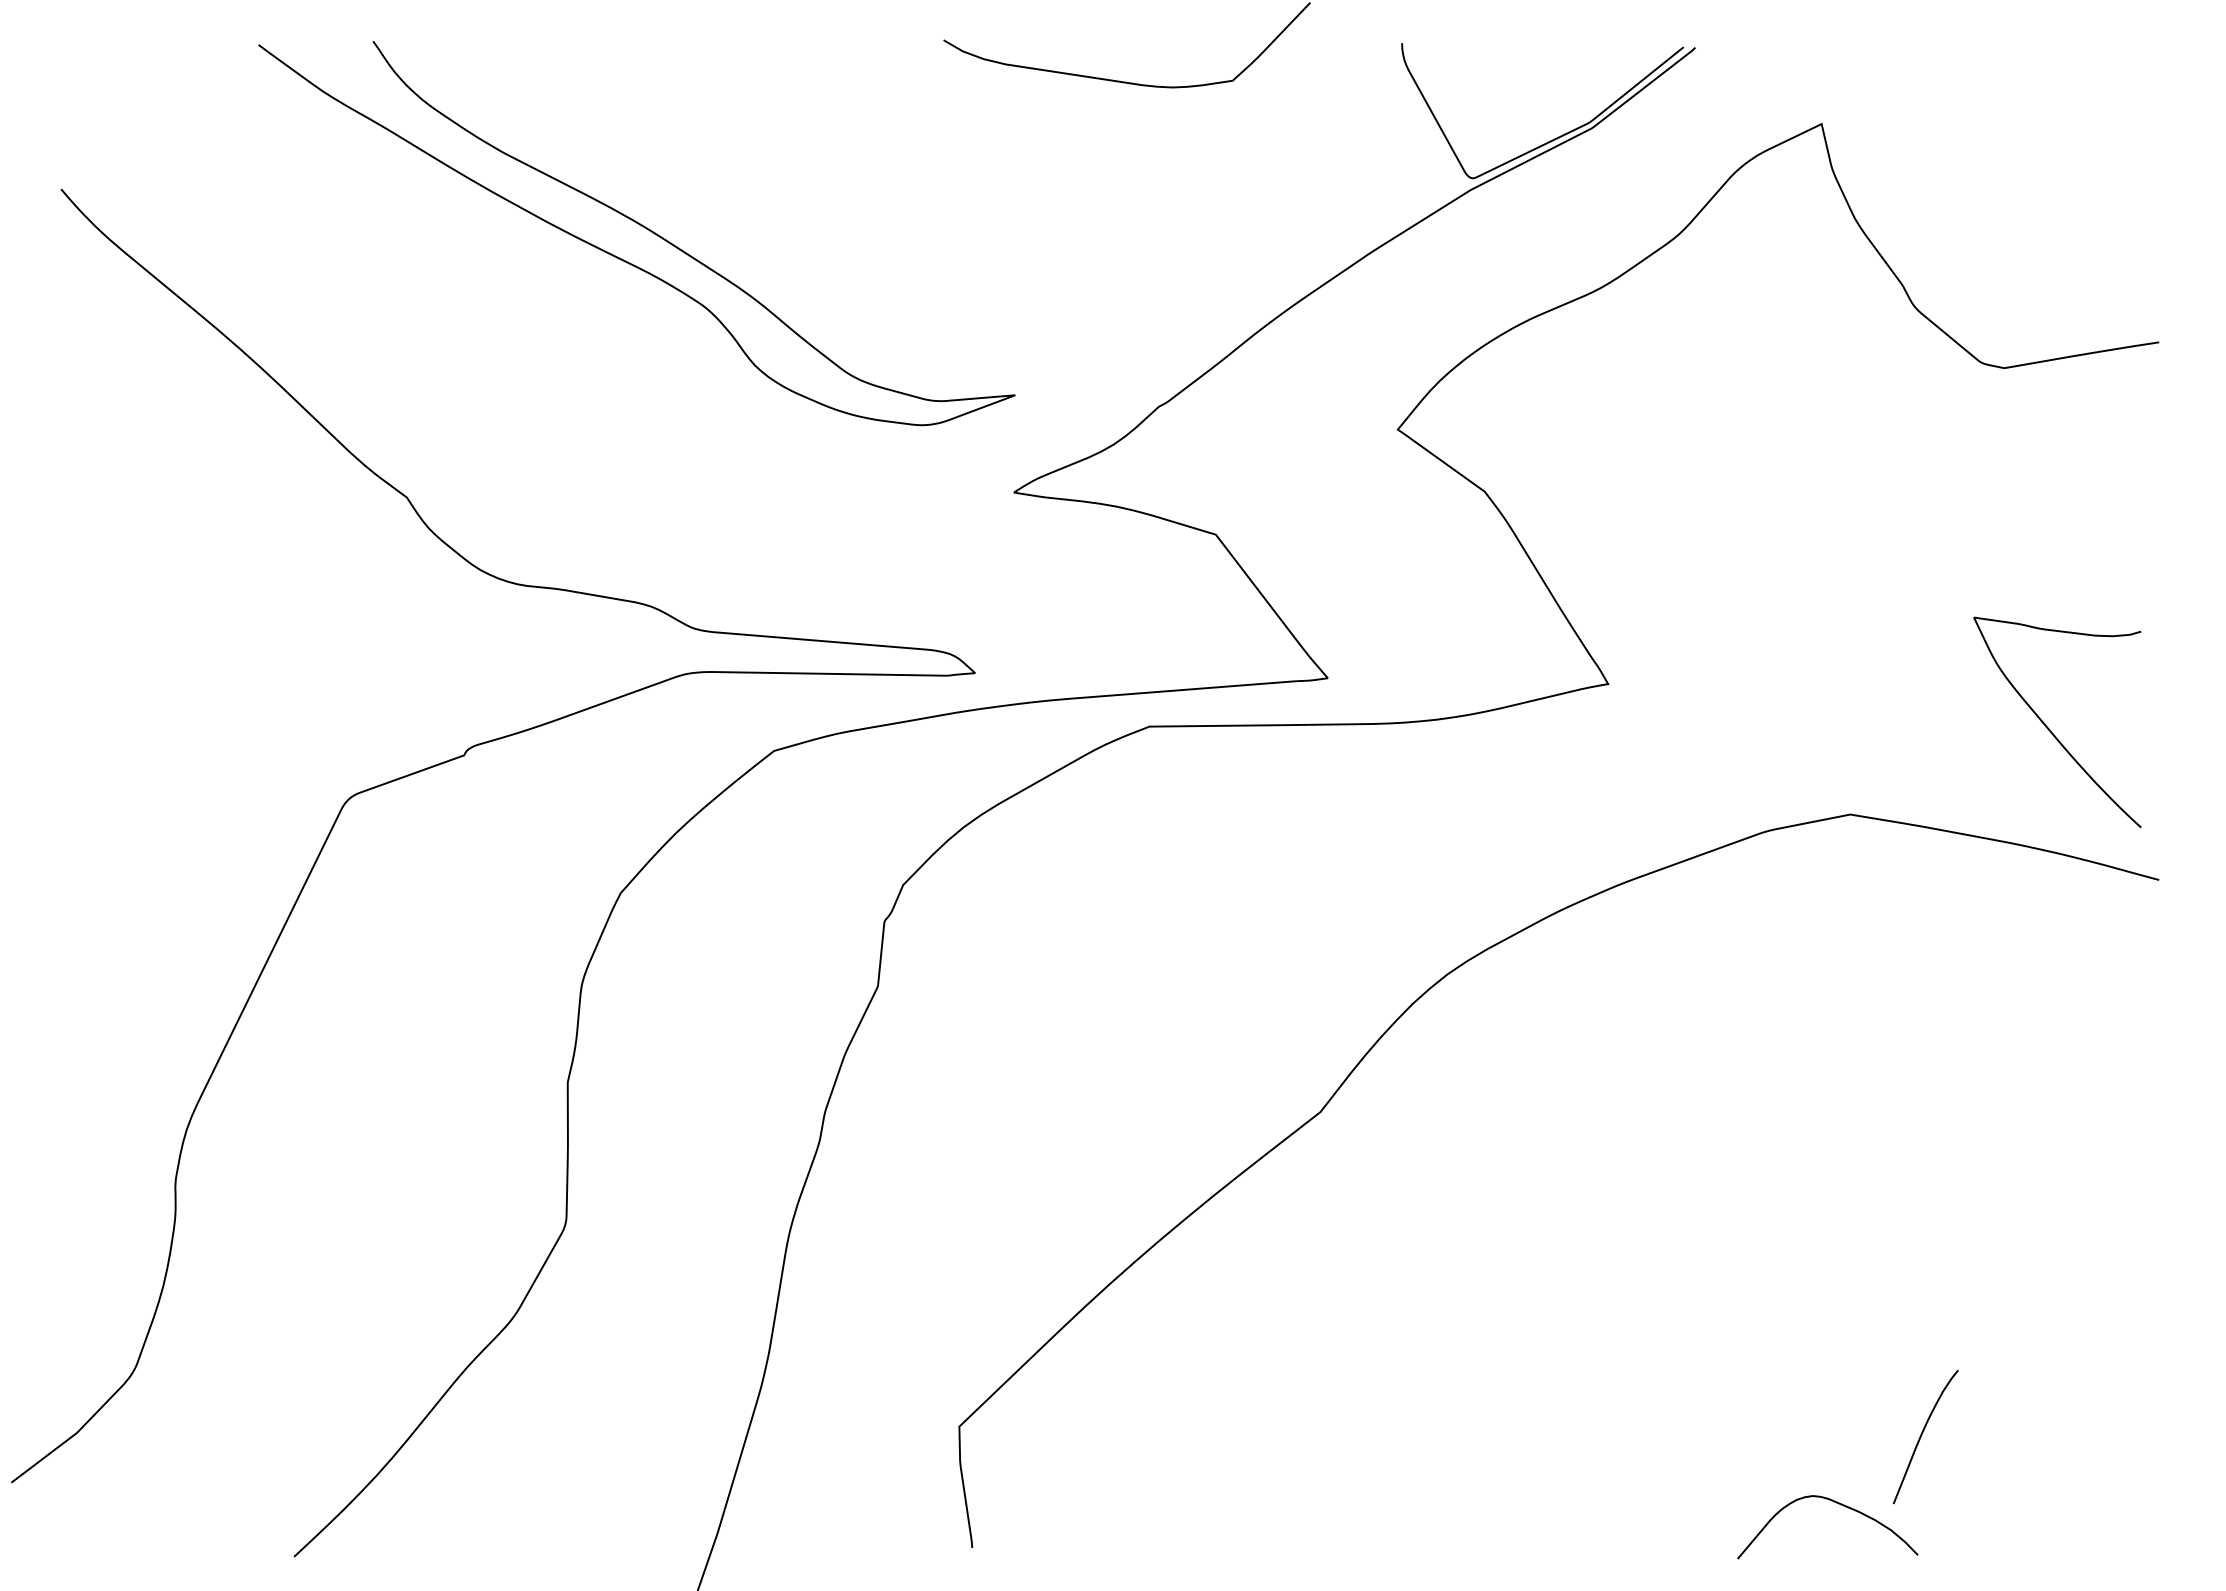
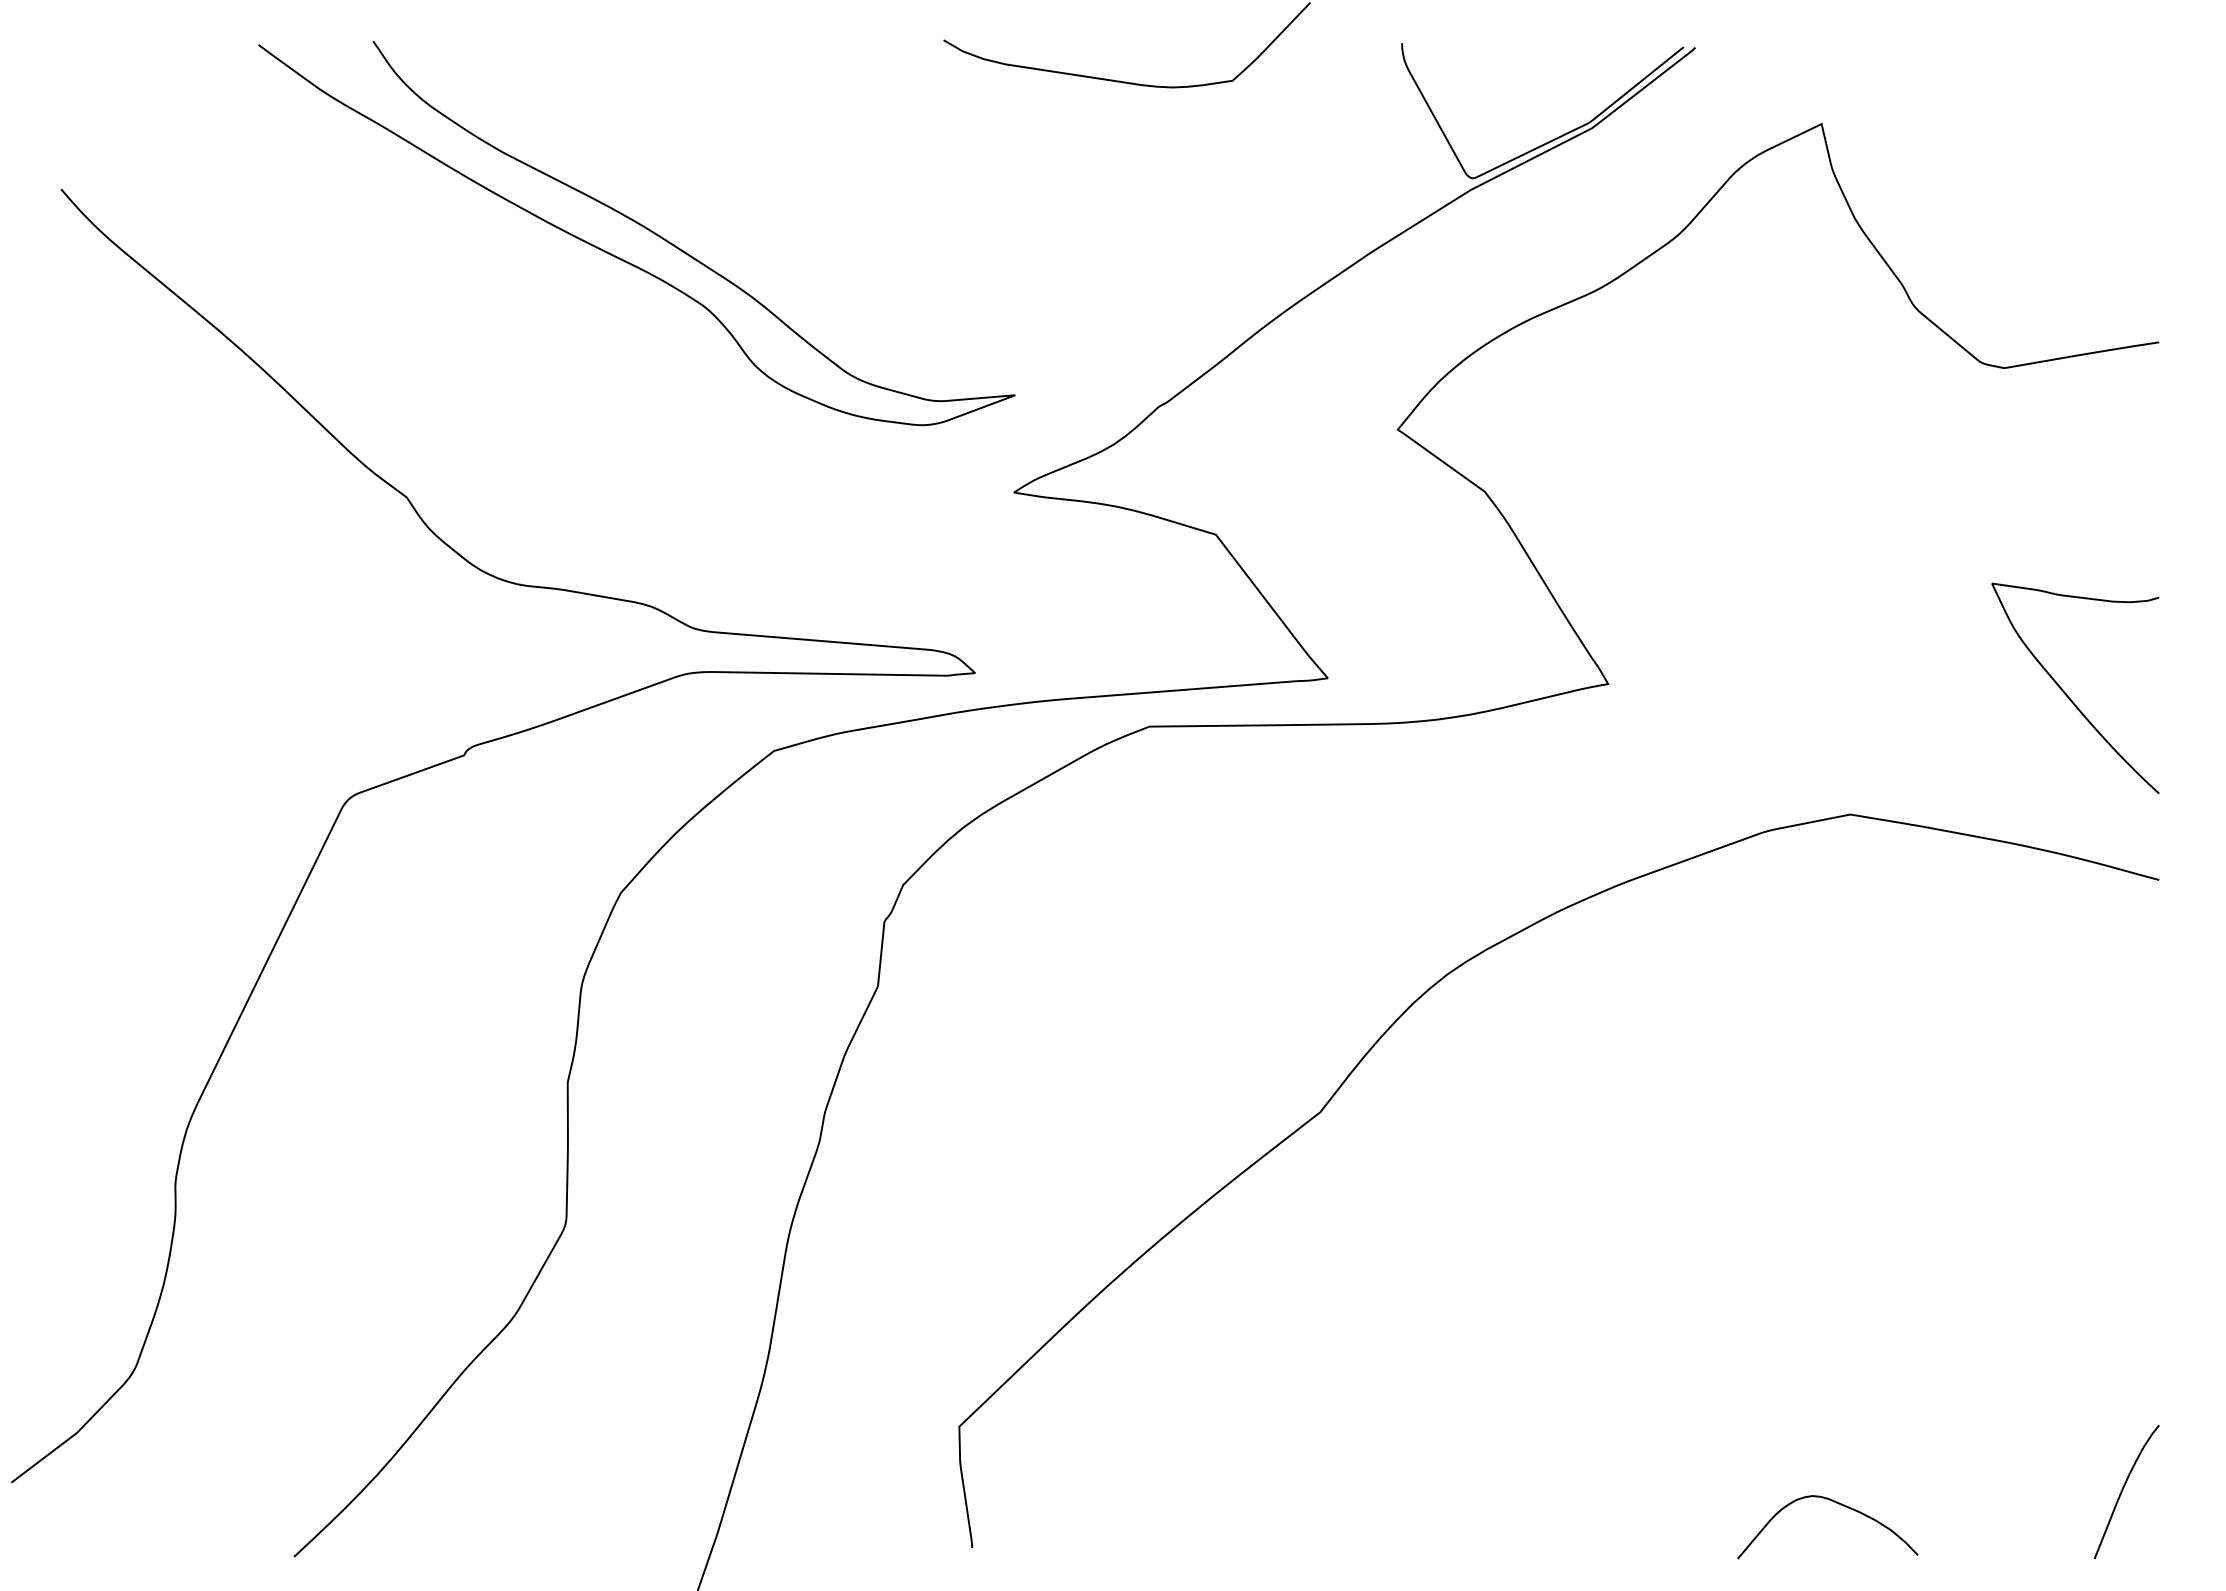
curve position: (2050, 729) -> (2068, 695) (2068, 695)
curve position: (1922, 1435) -> (2123, 1490) (2123, 1490)
